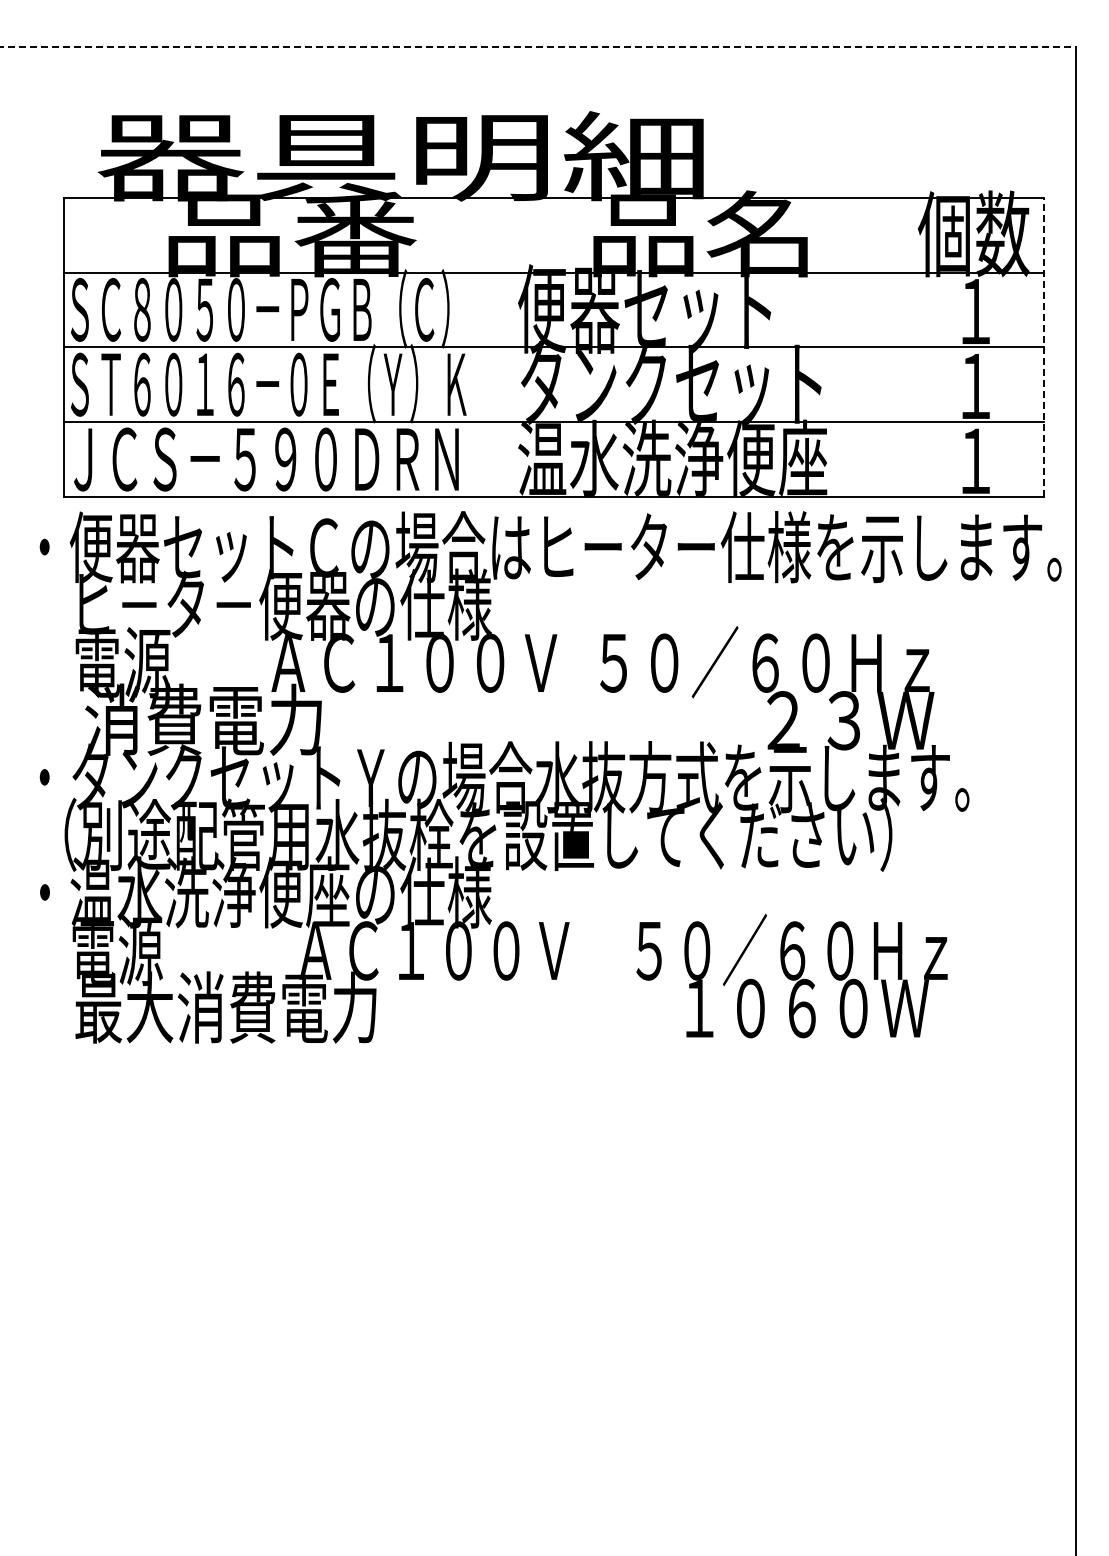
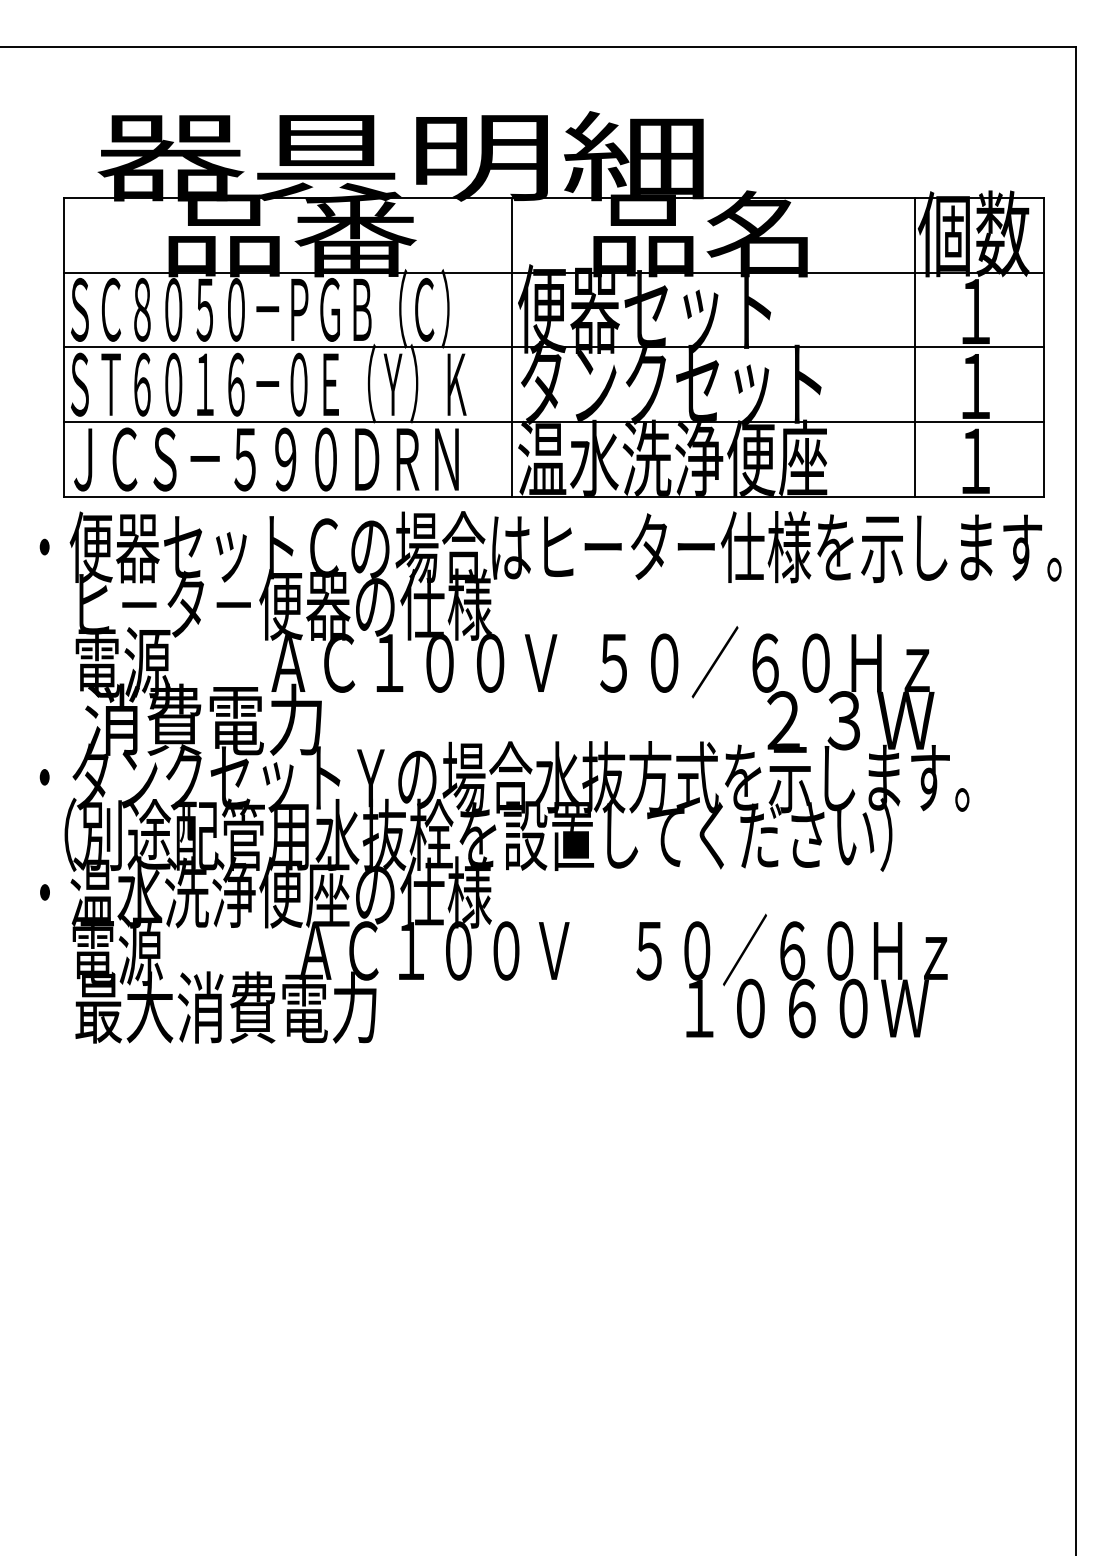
line: dashed -> solid (538, 46)
line: none -> present (511, 347)
line: none -> present (914, 347)
line: dashed -> solid (1044, 347)
